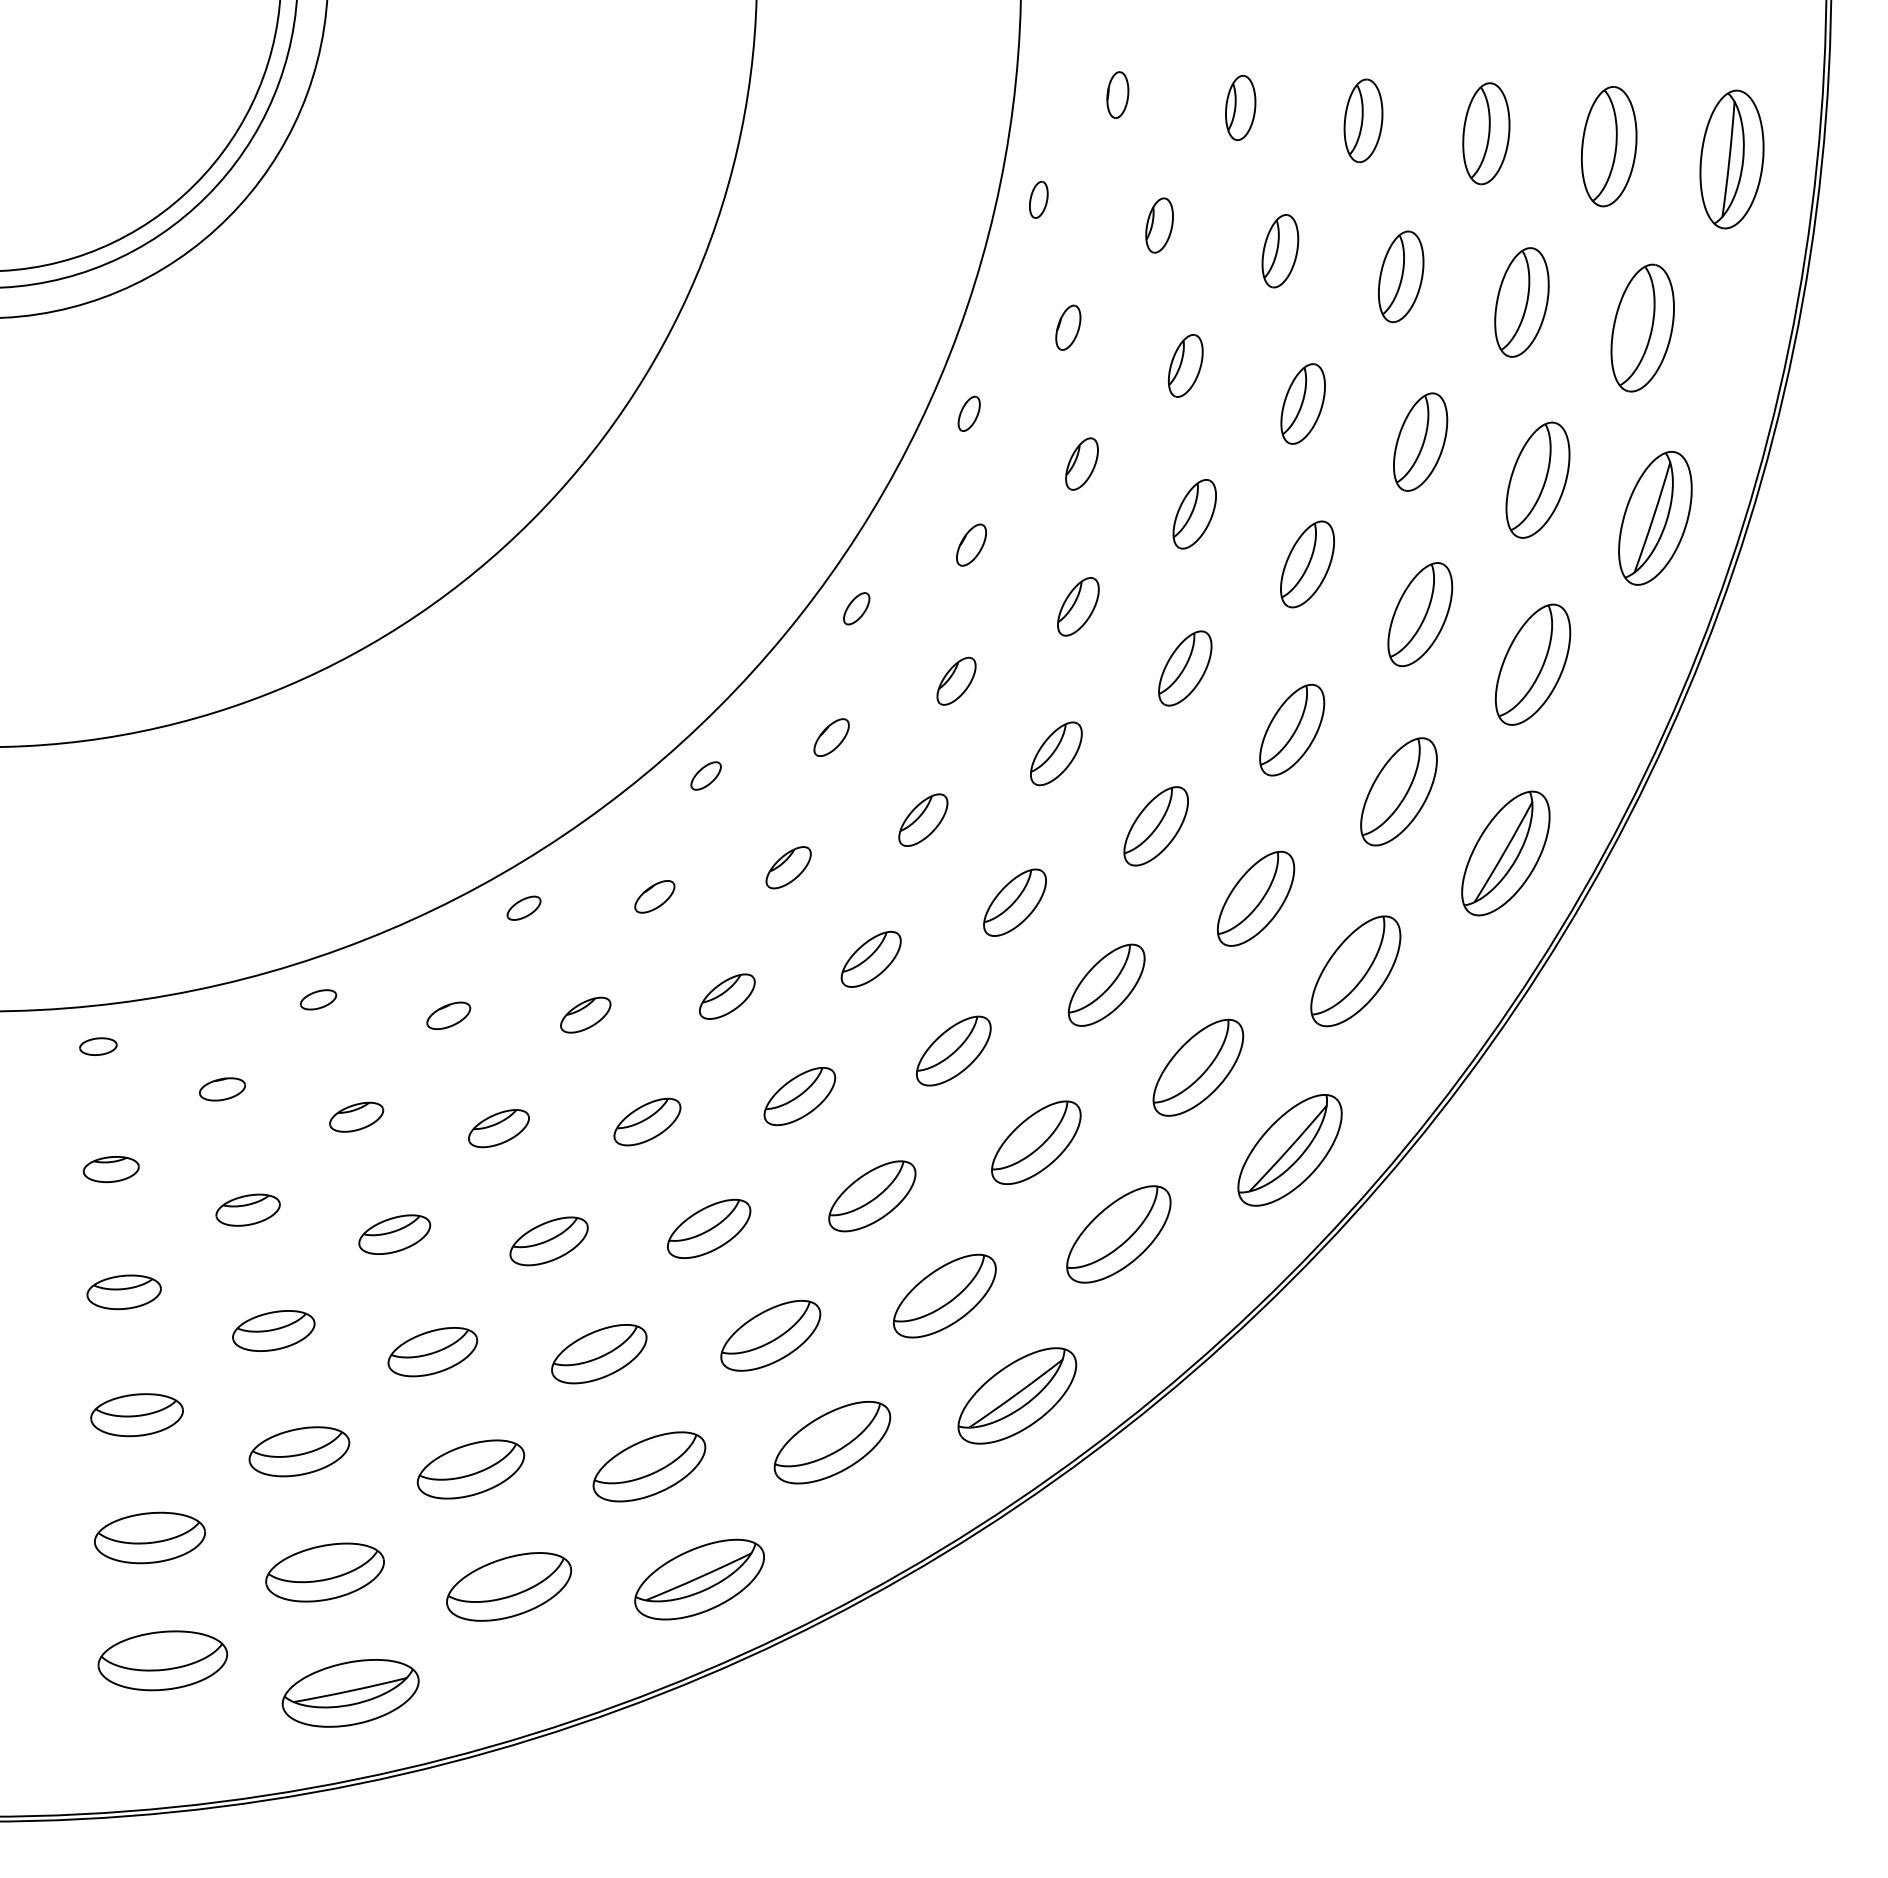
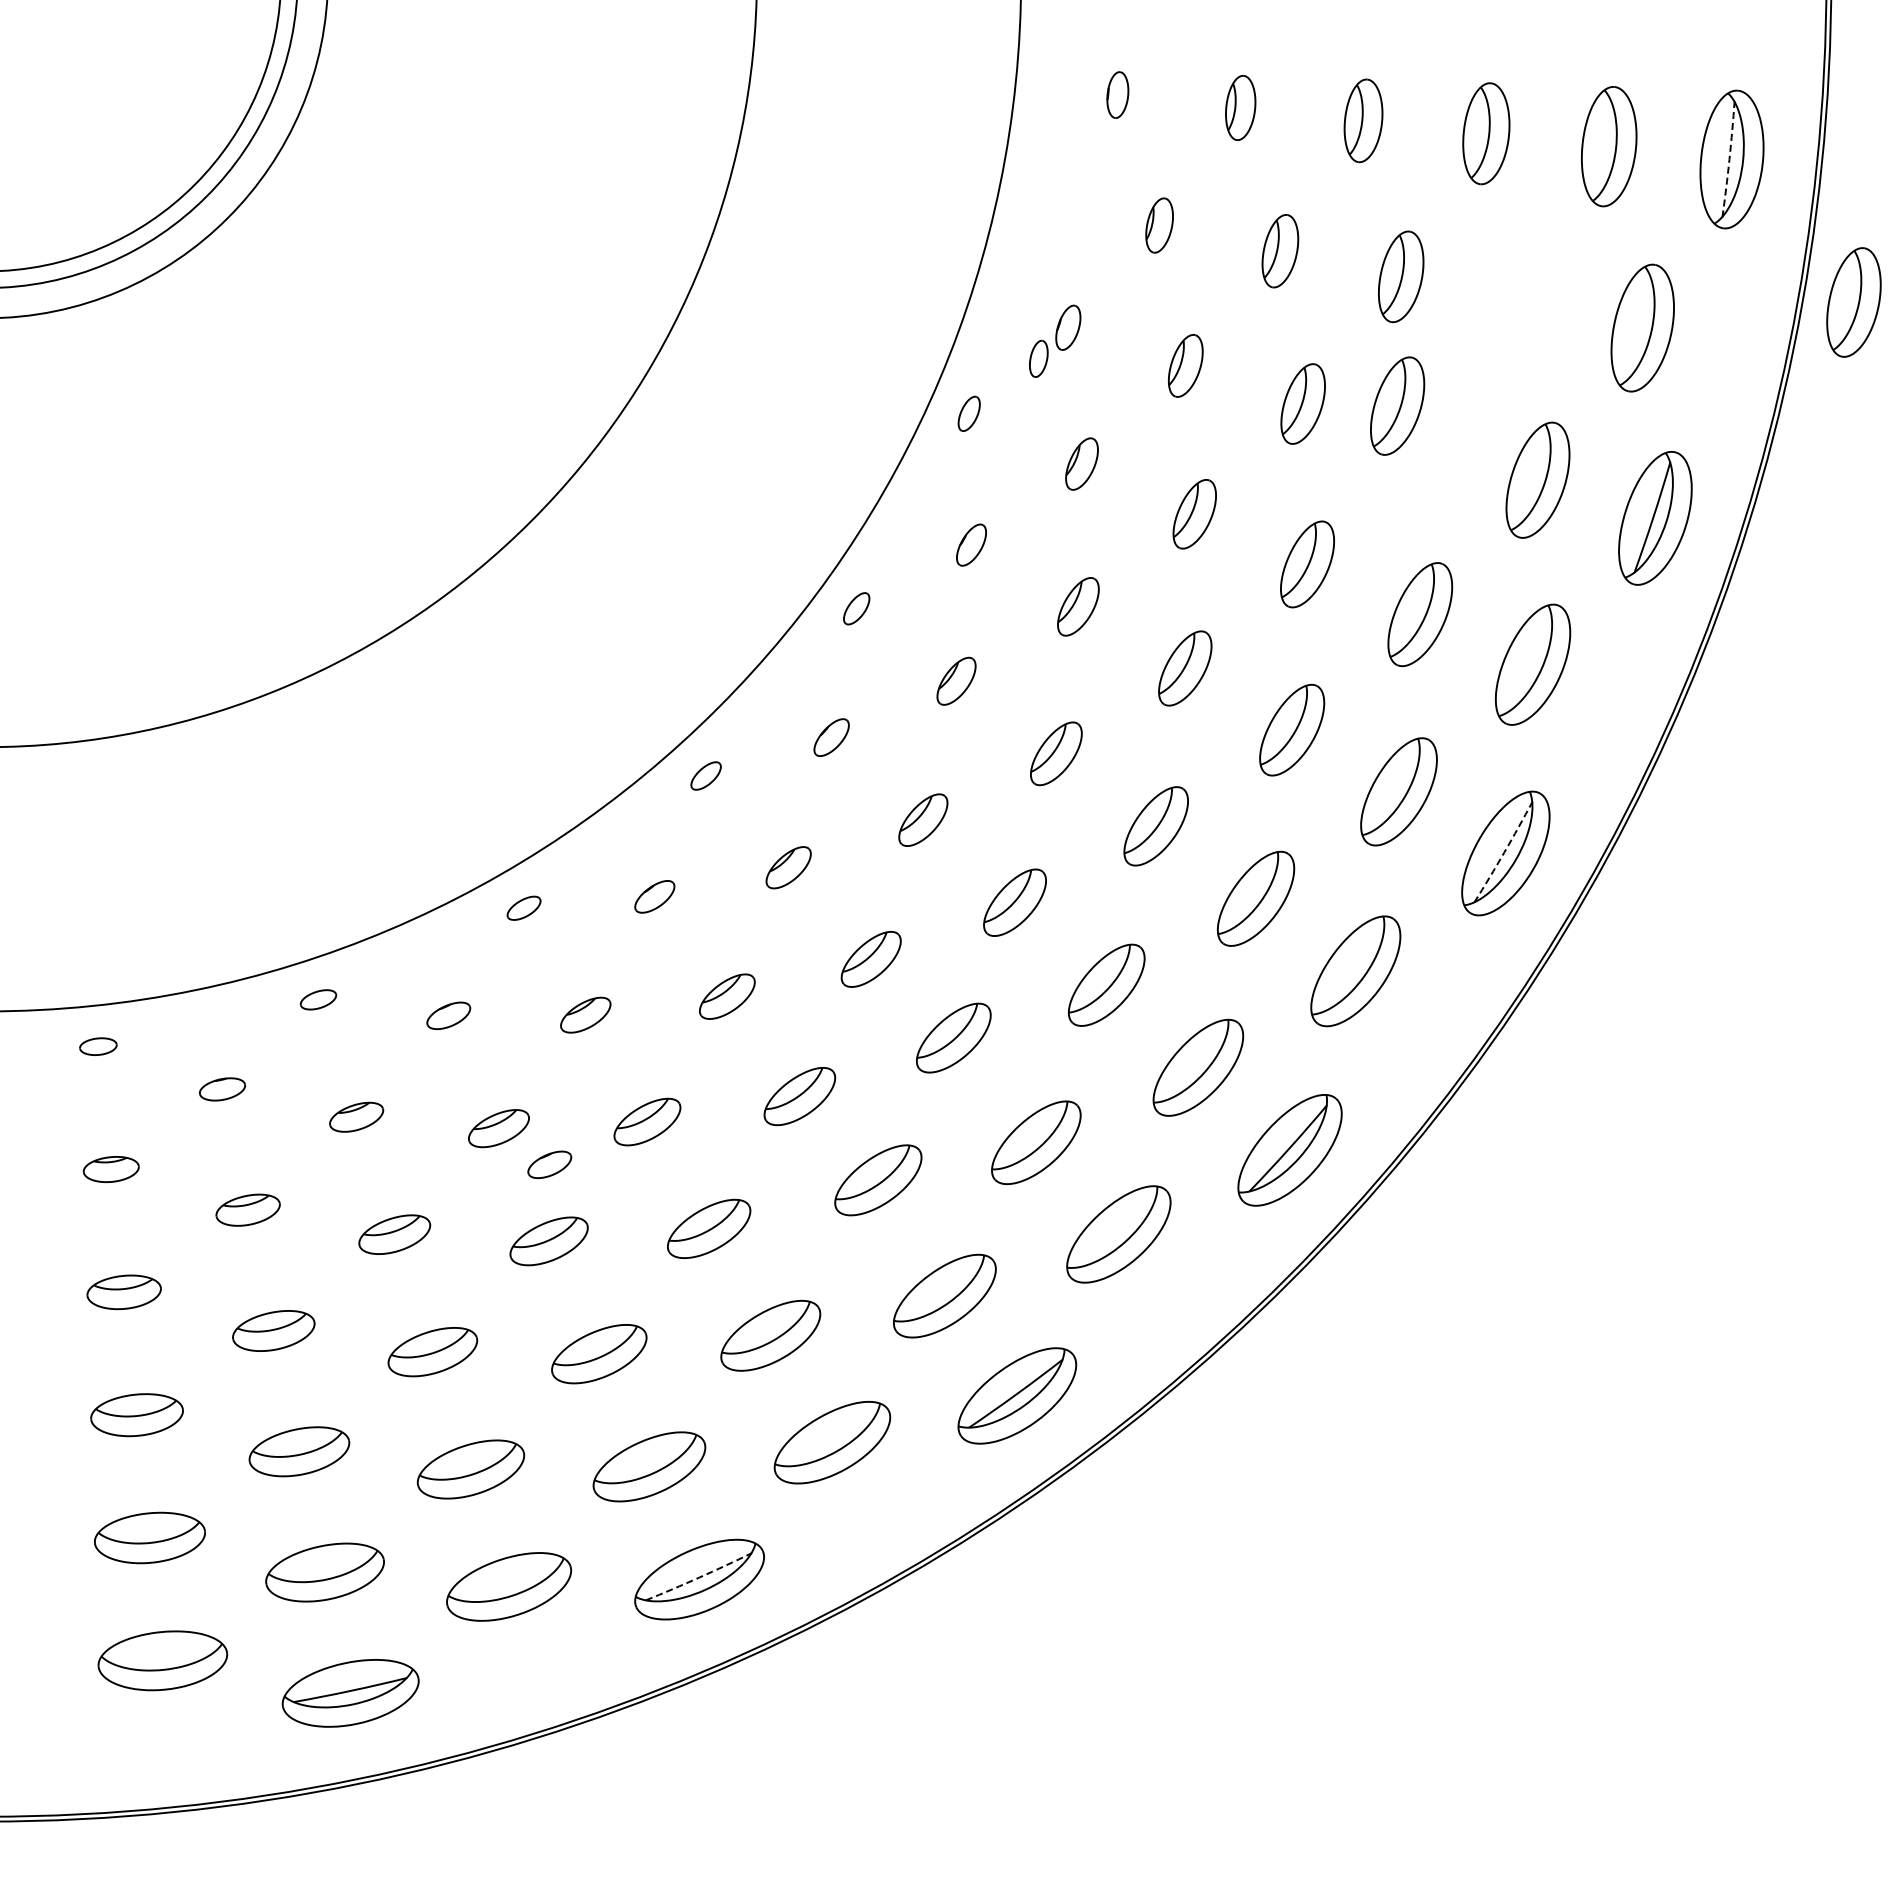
arc: solid -> dashed (1729, 159)
part position: (1038, 199) -> (1038, 358) (1038, 358)
part position: (1521, 302) -> (1853, 302) (1853, 302)
part position: (1420, 441) -> (1397, 405) (1397, 405)
arc: solid -> dashed (1504, 852)
part position: (953, 1050) -> (953, 1037) (953, 1037)
part: none -> present (549, 1164)
part position: (872, 1196) -> (878, 1180) (878, 1180)
arc: solid -> dashed (699, 1577)
